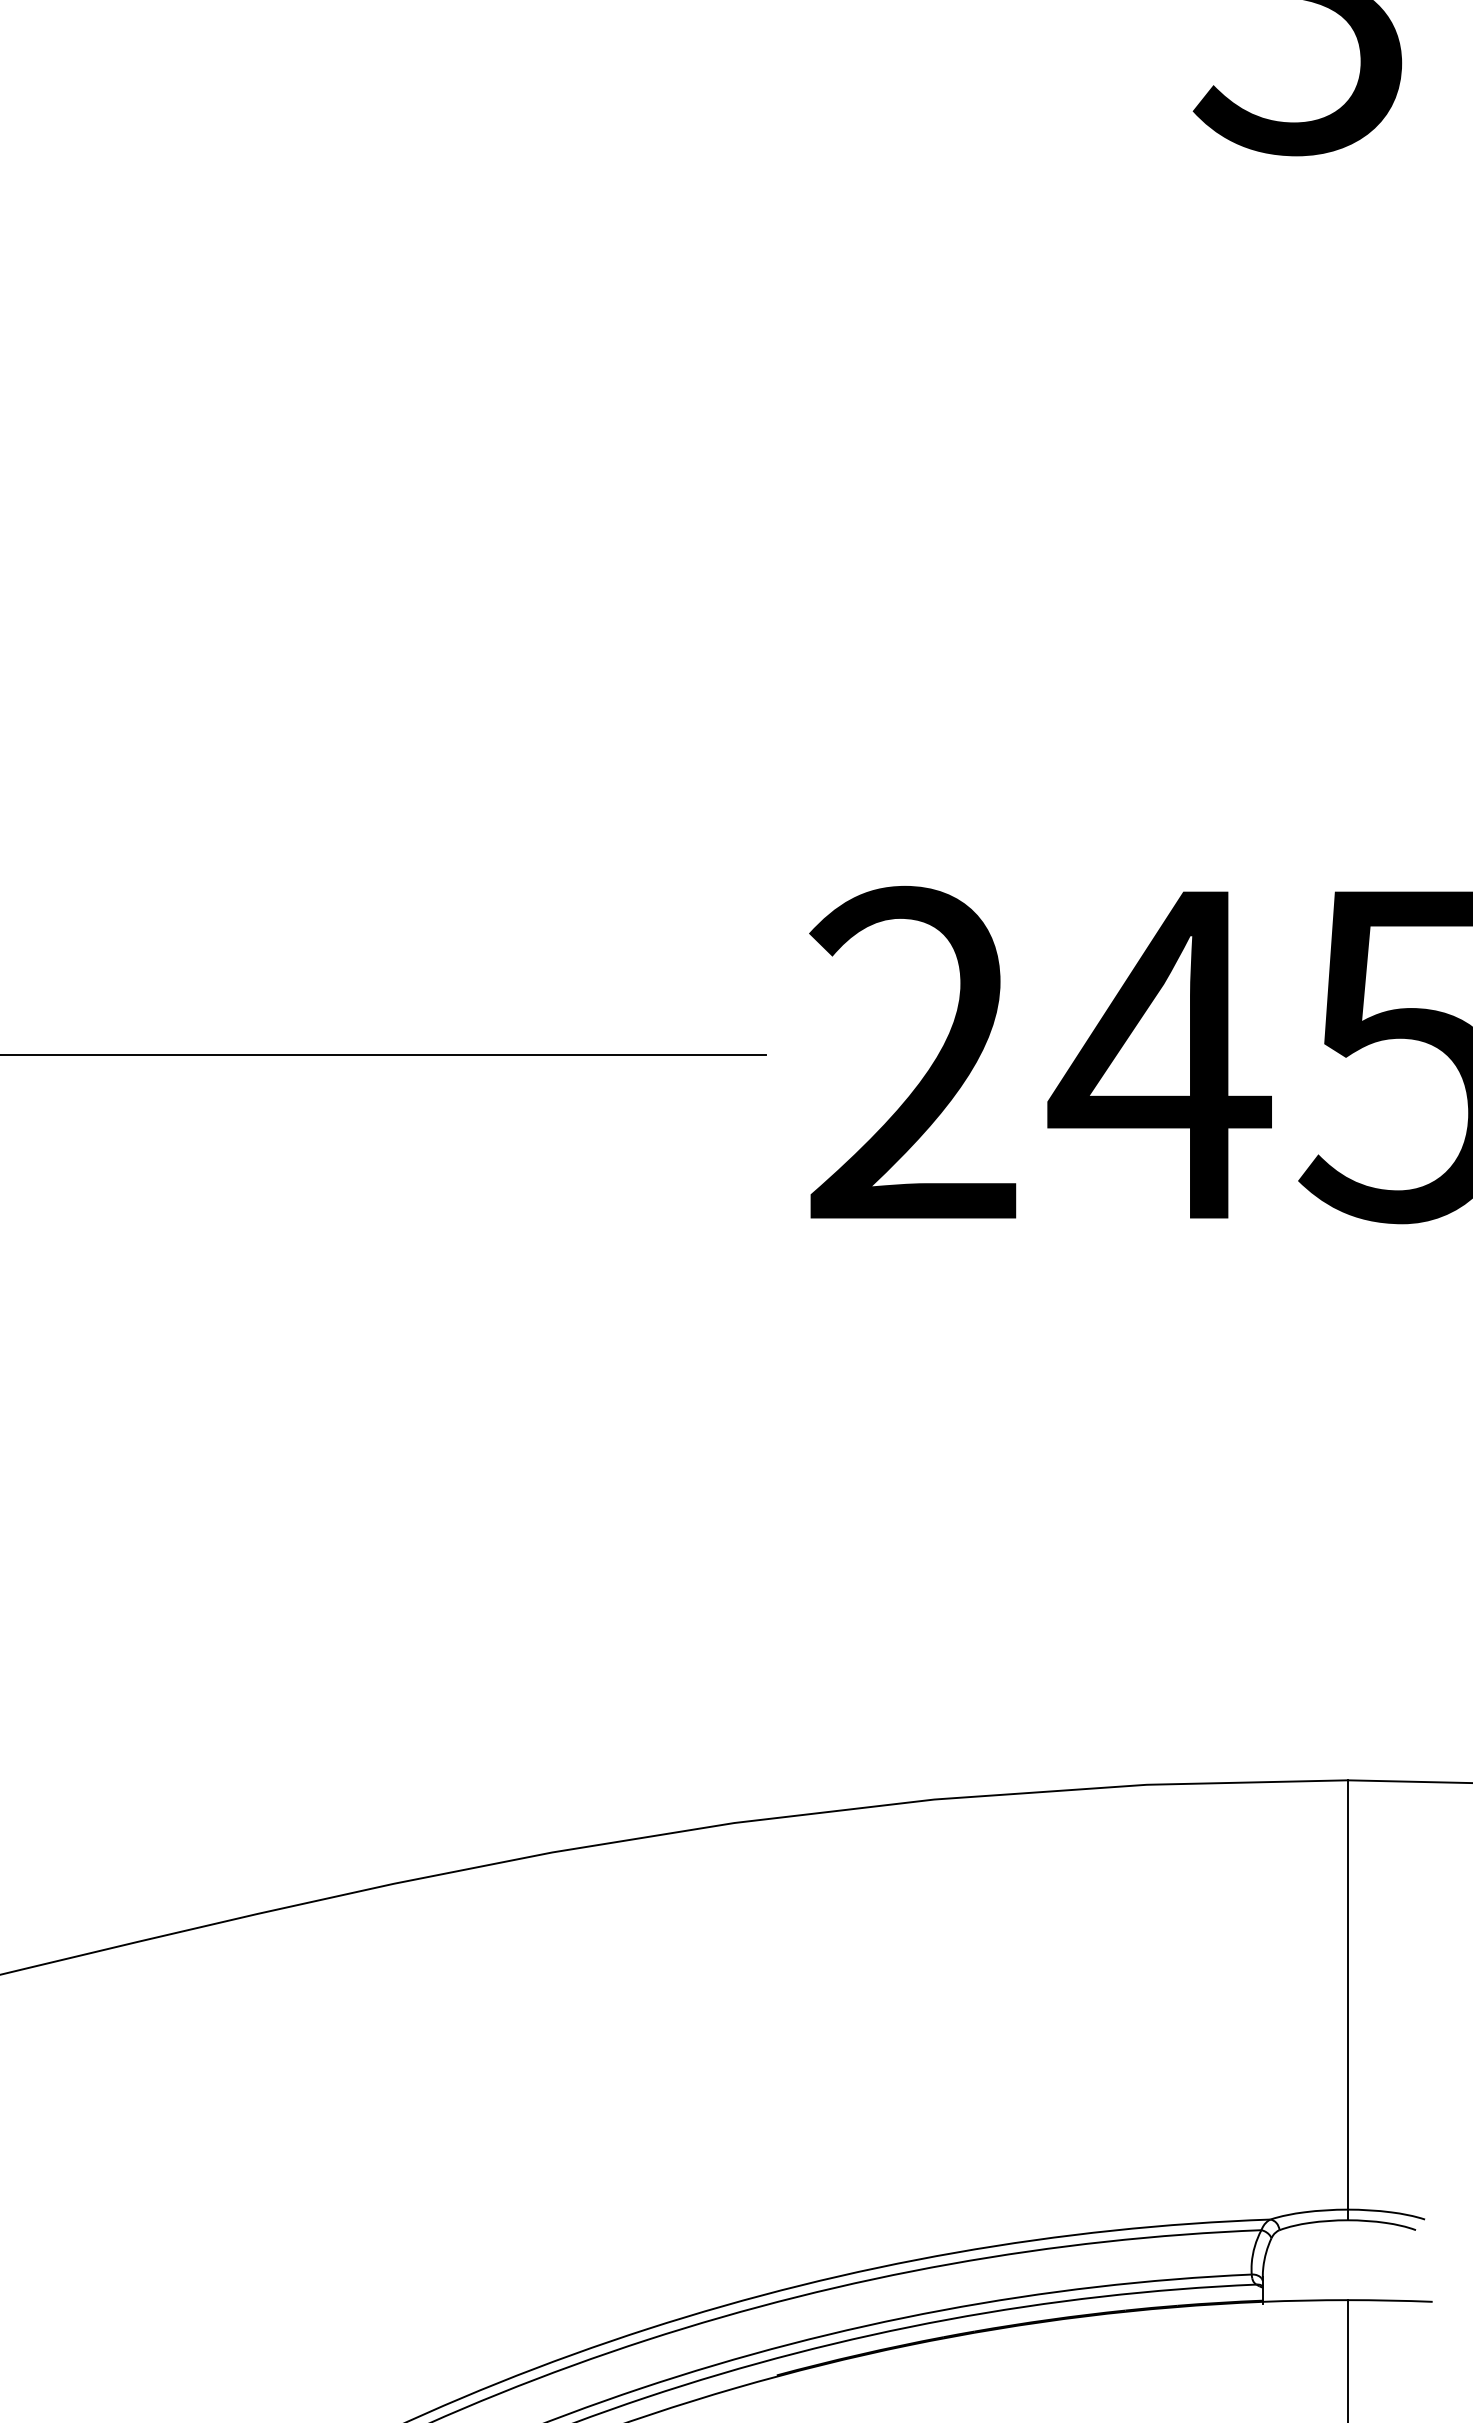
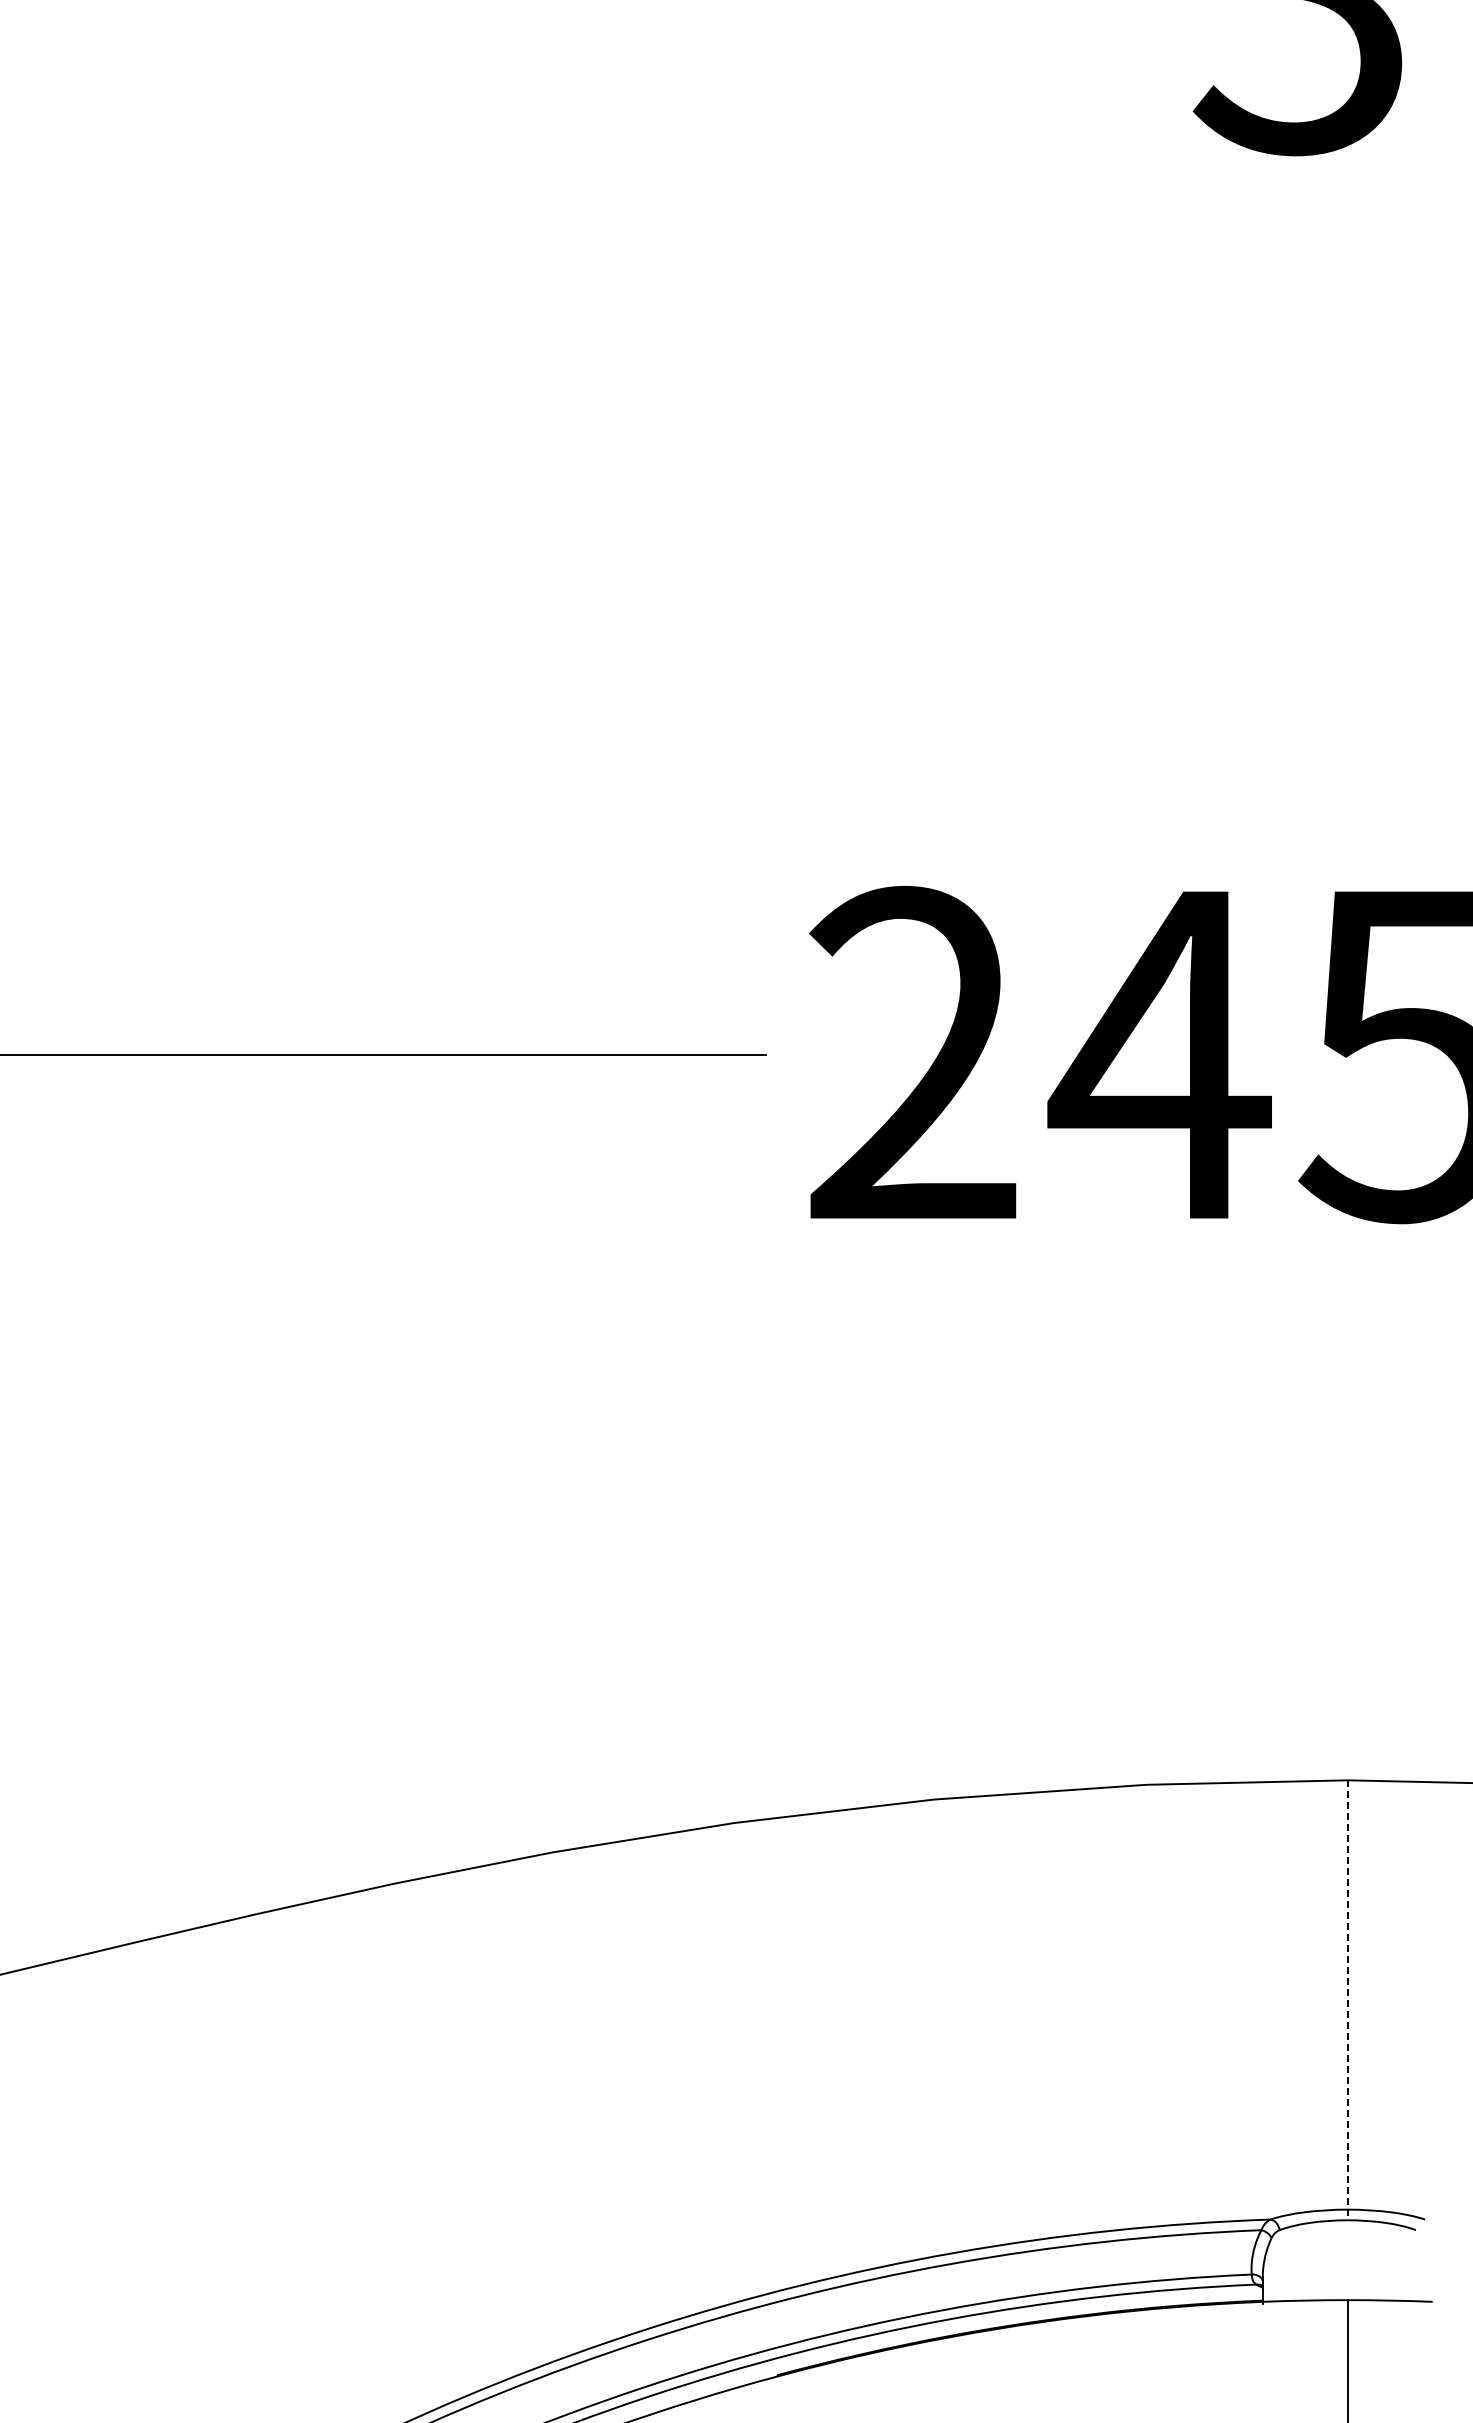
line: solid -> dashed (1347, 2000)
